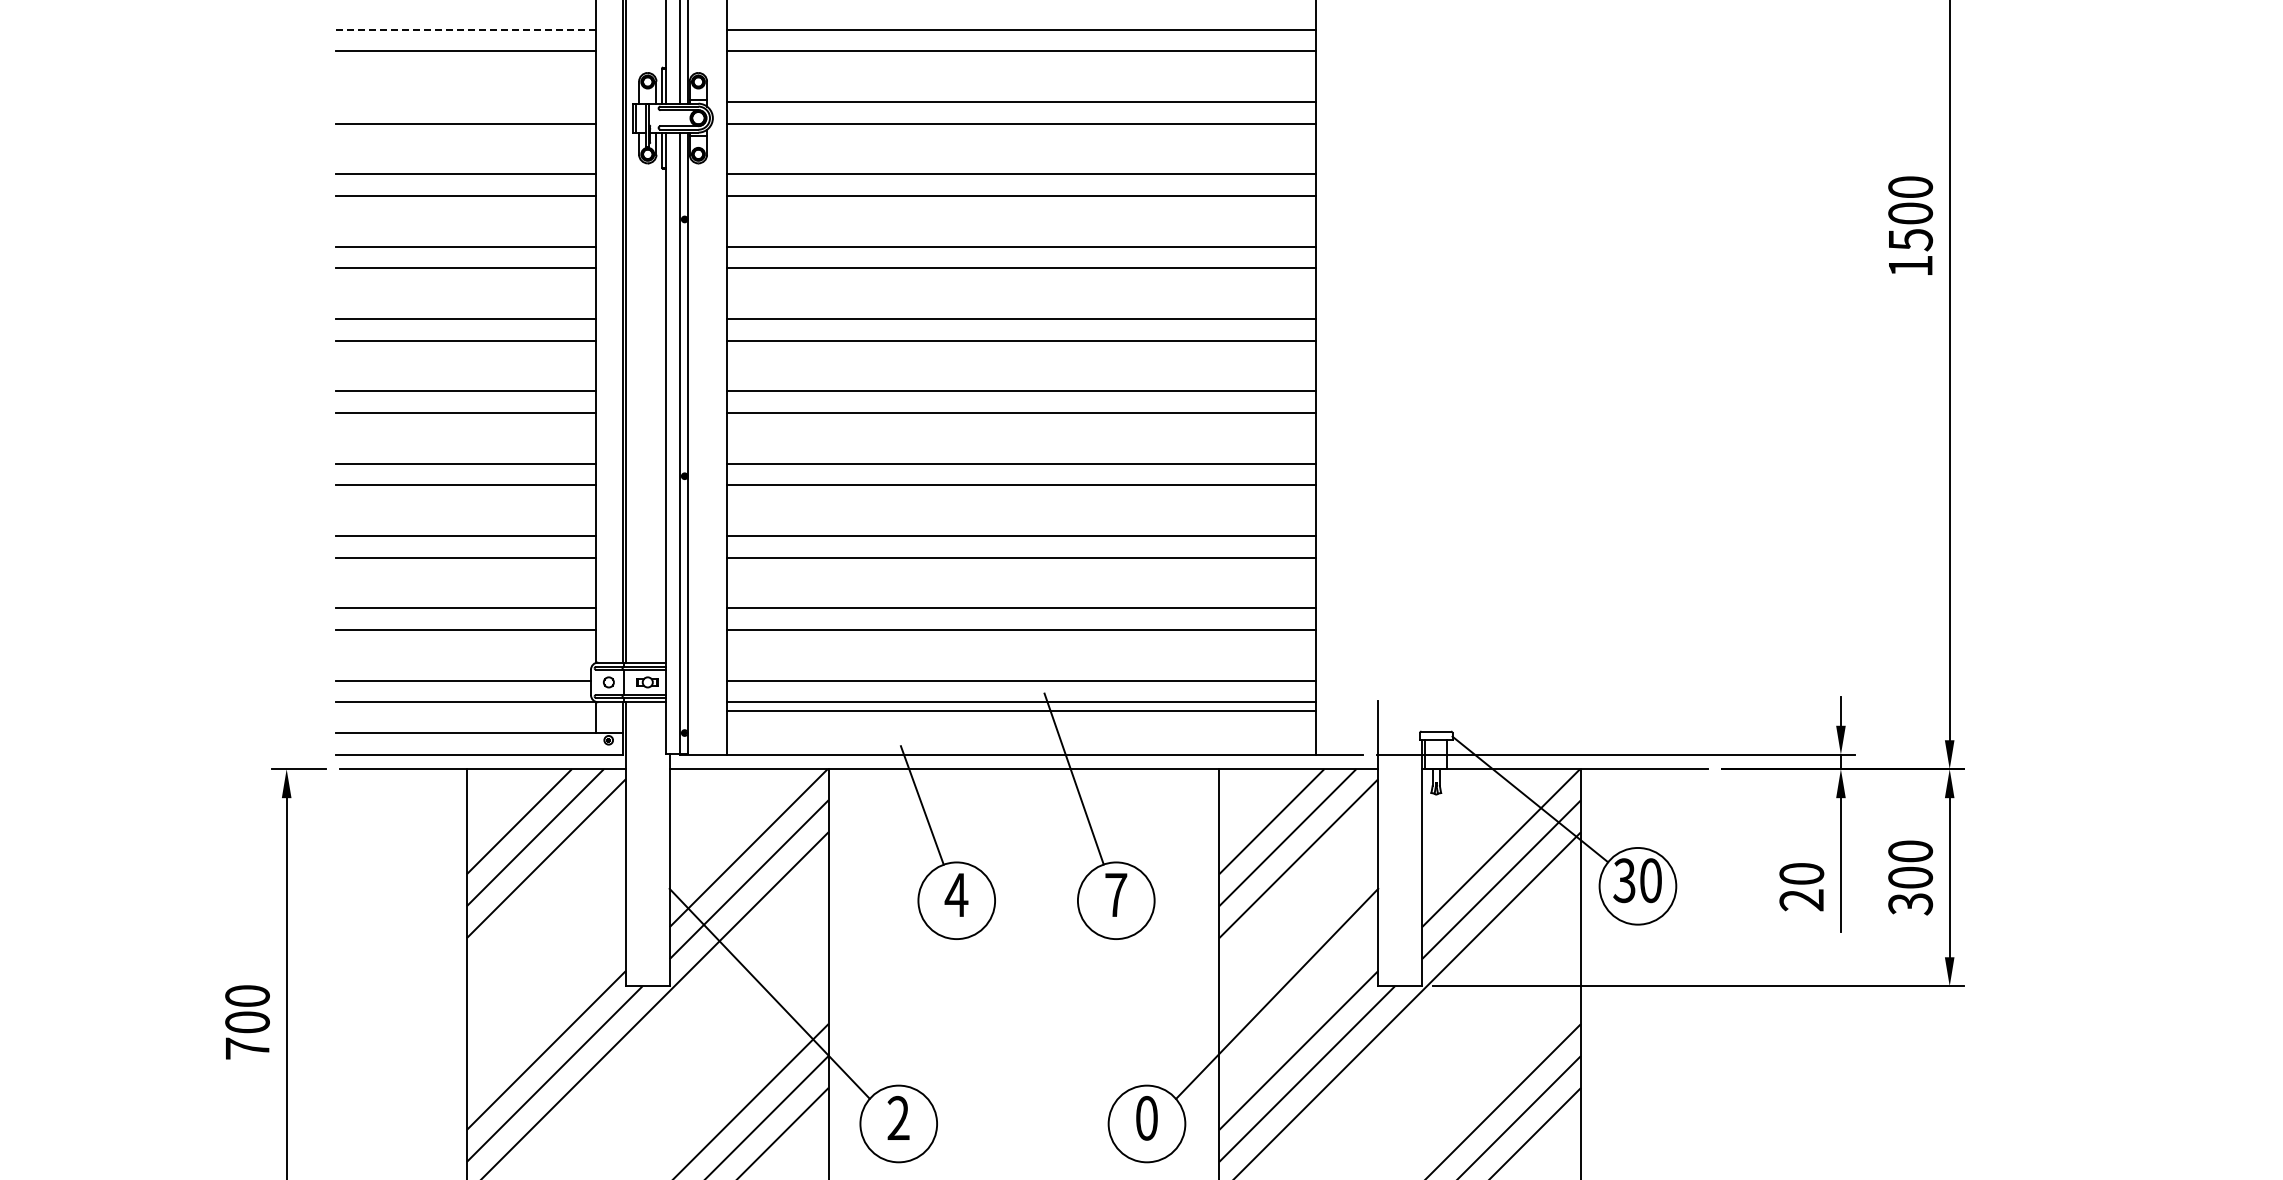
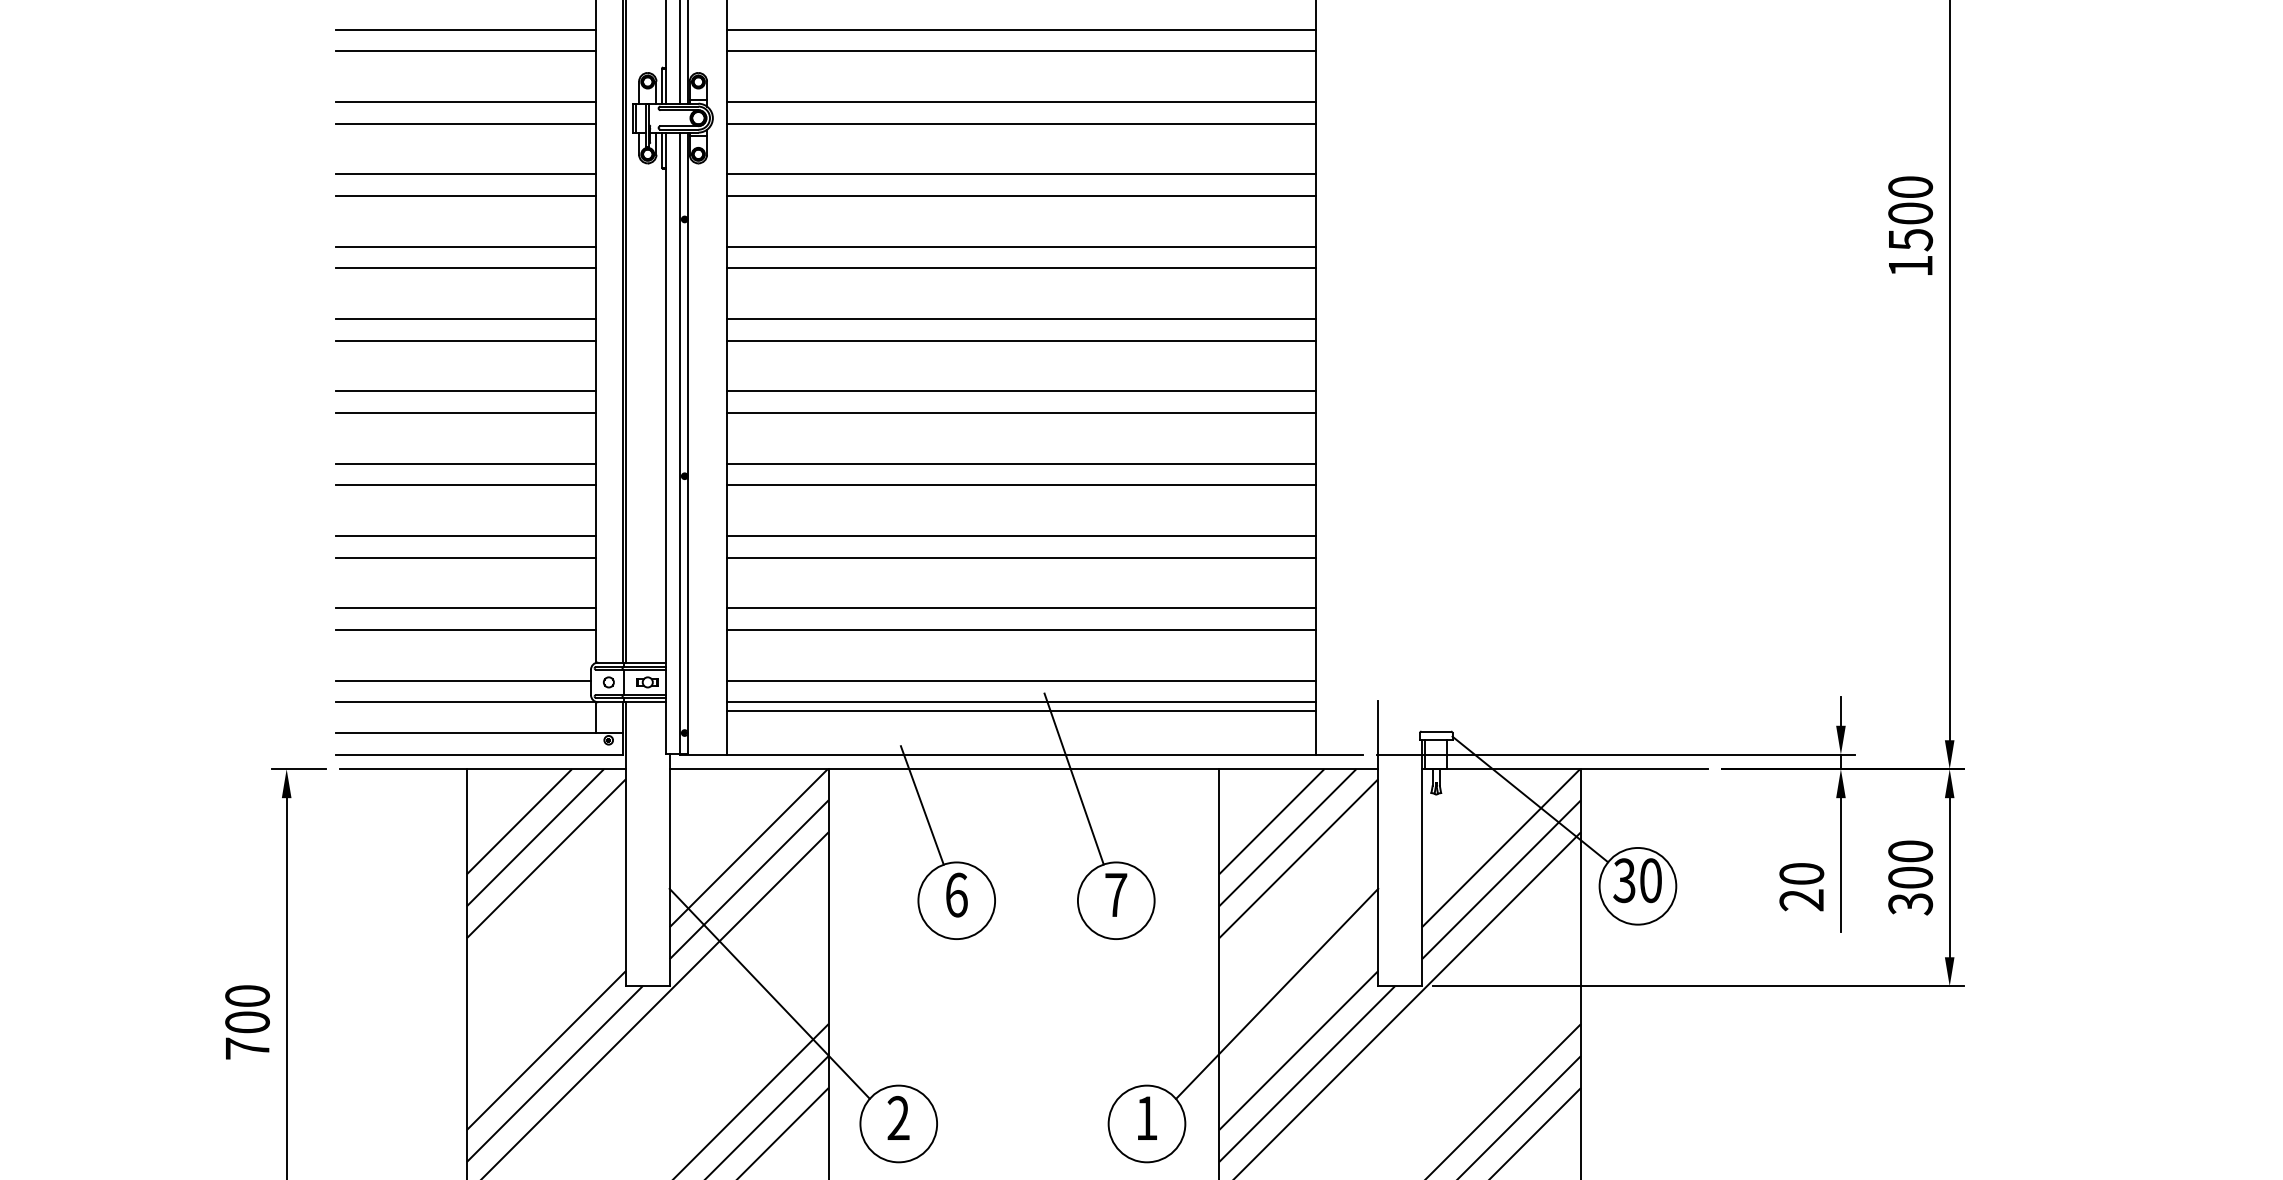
line: dashed -> solid (466, 29)
line: none -> present (466, 101)
text: 4 -> 6 (956, 894)
text: 0 -> 1 (1146, 1118)
